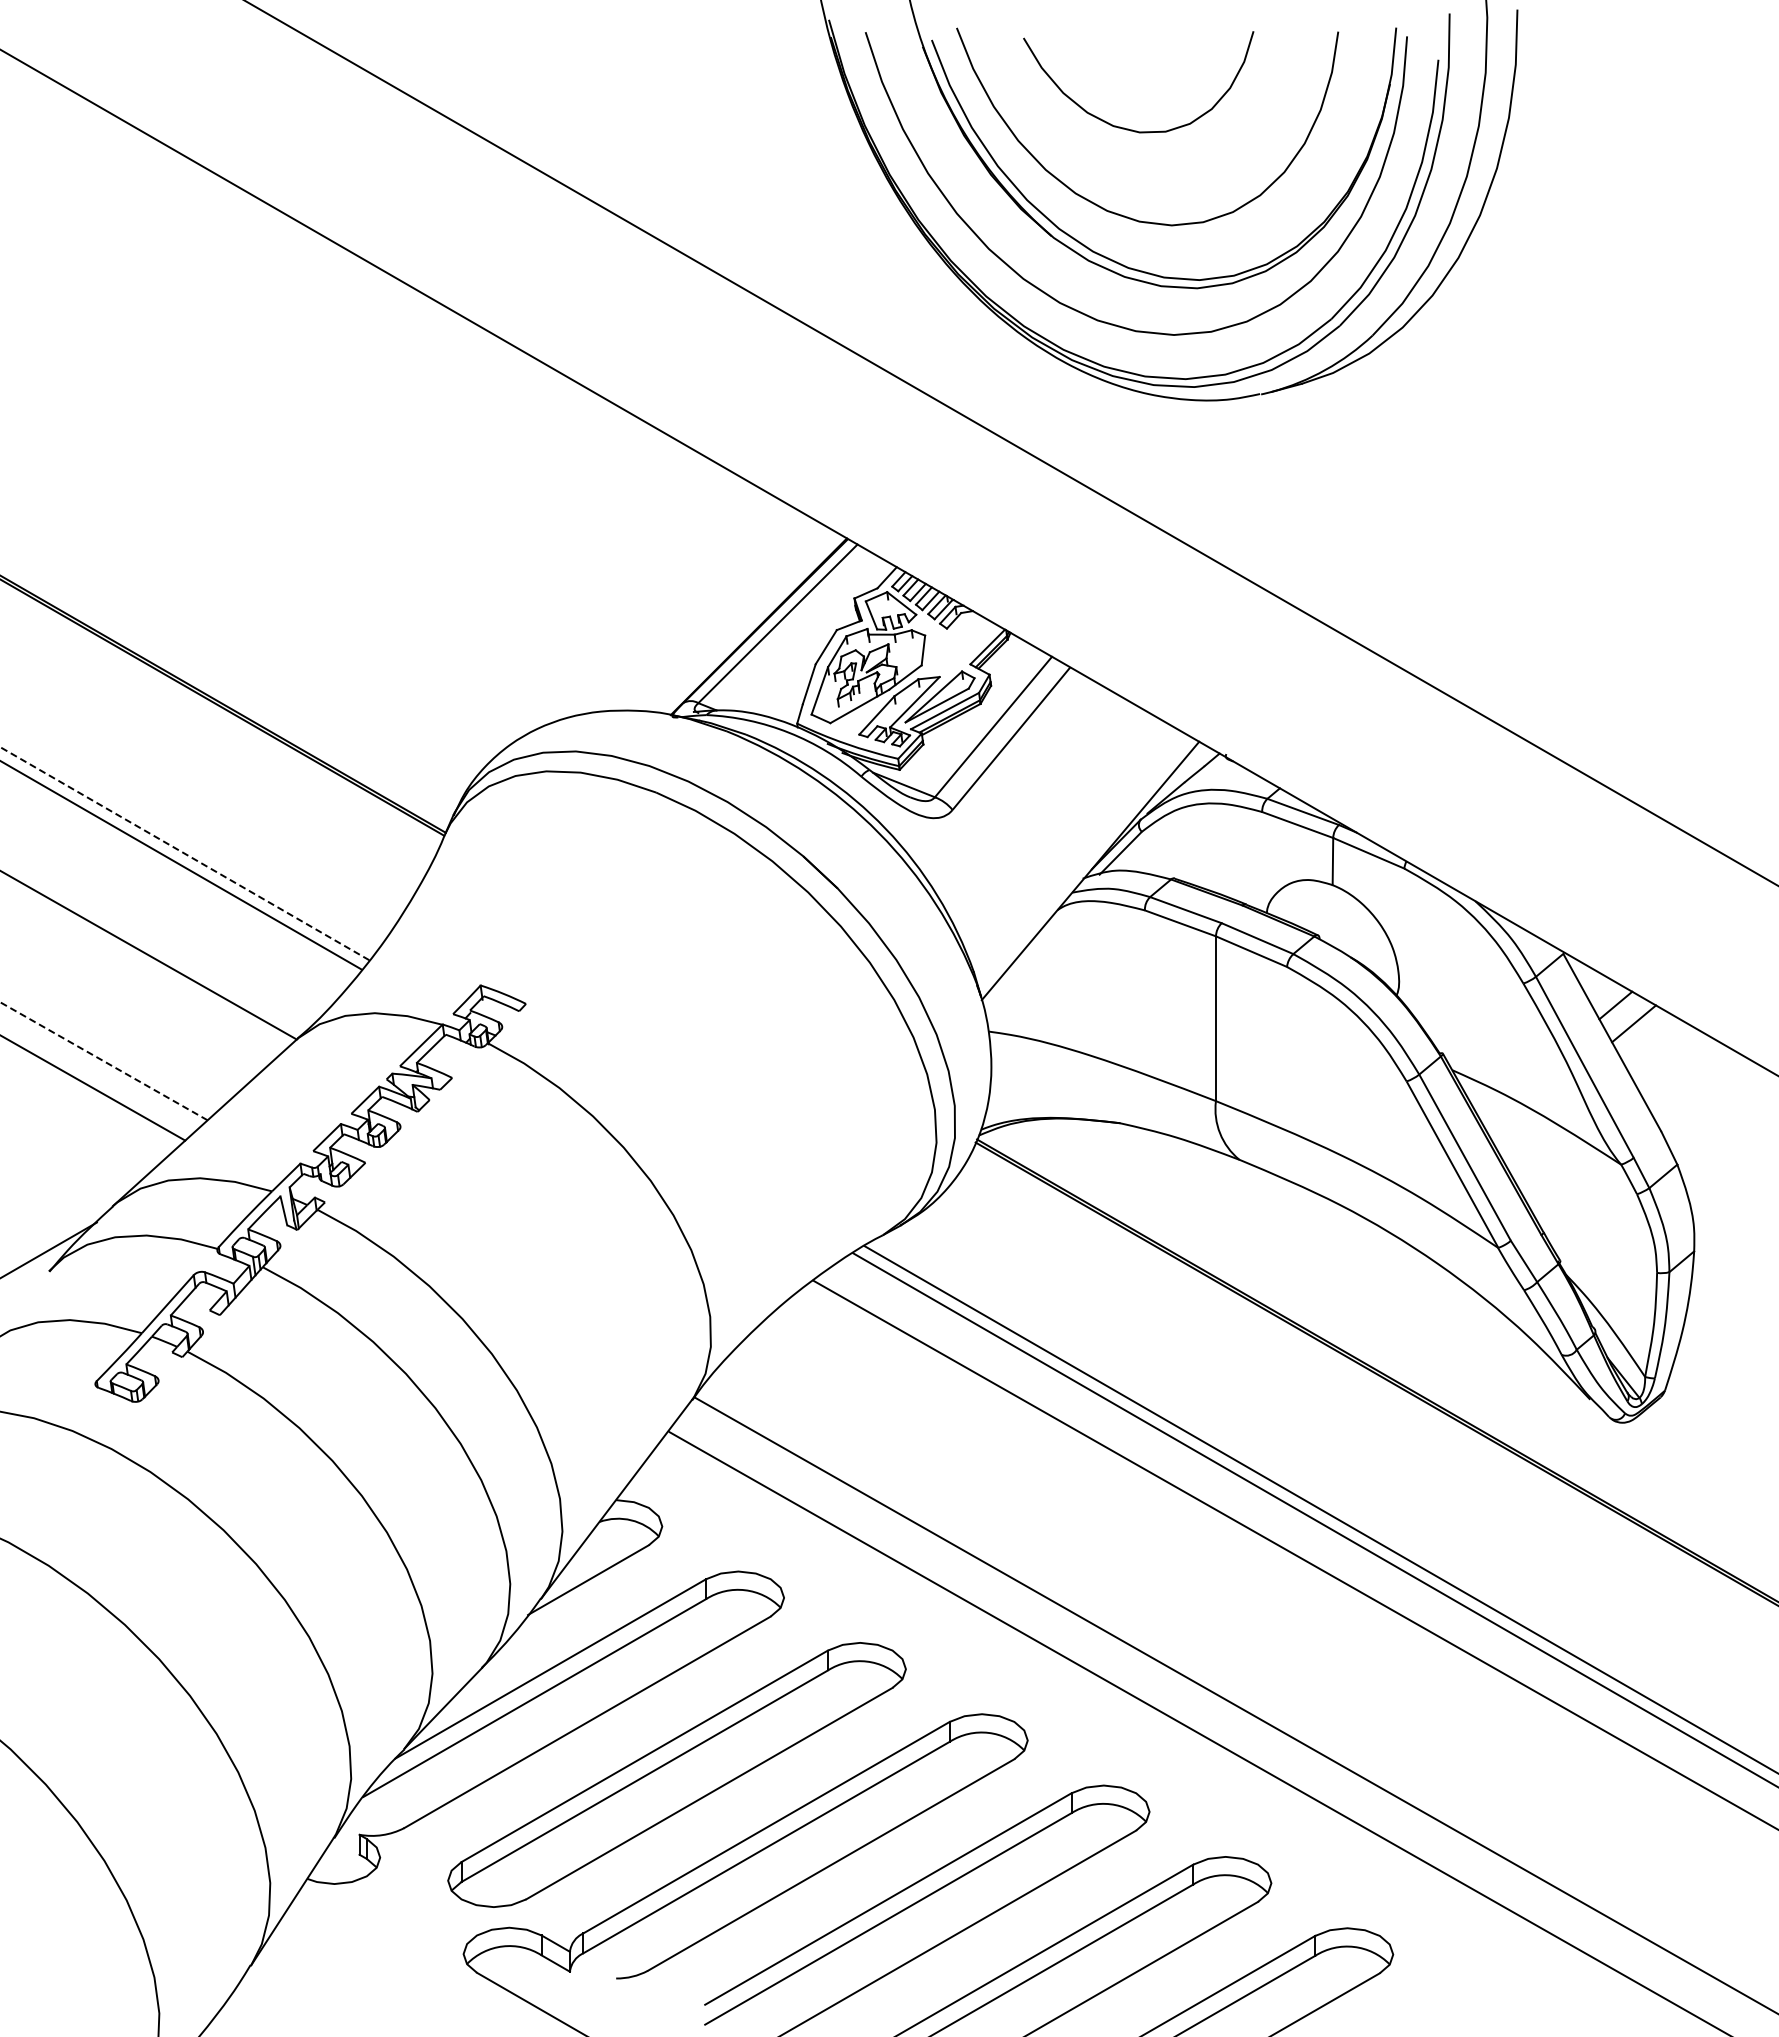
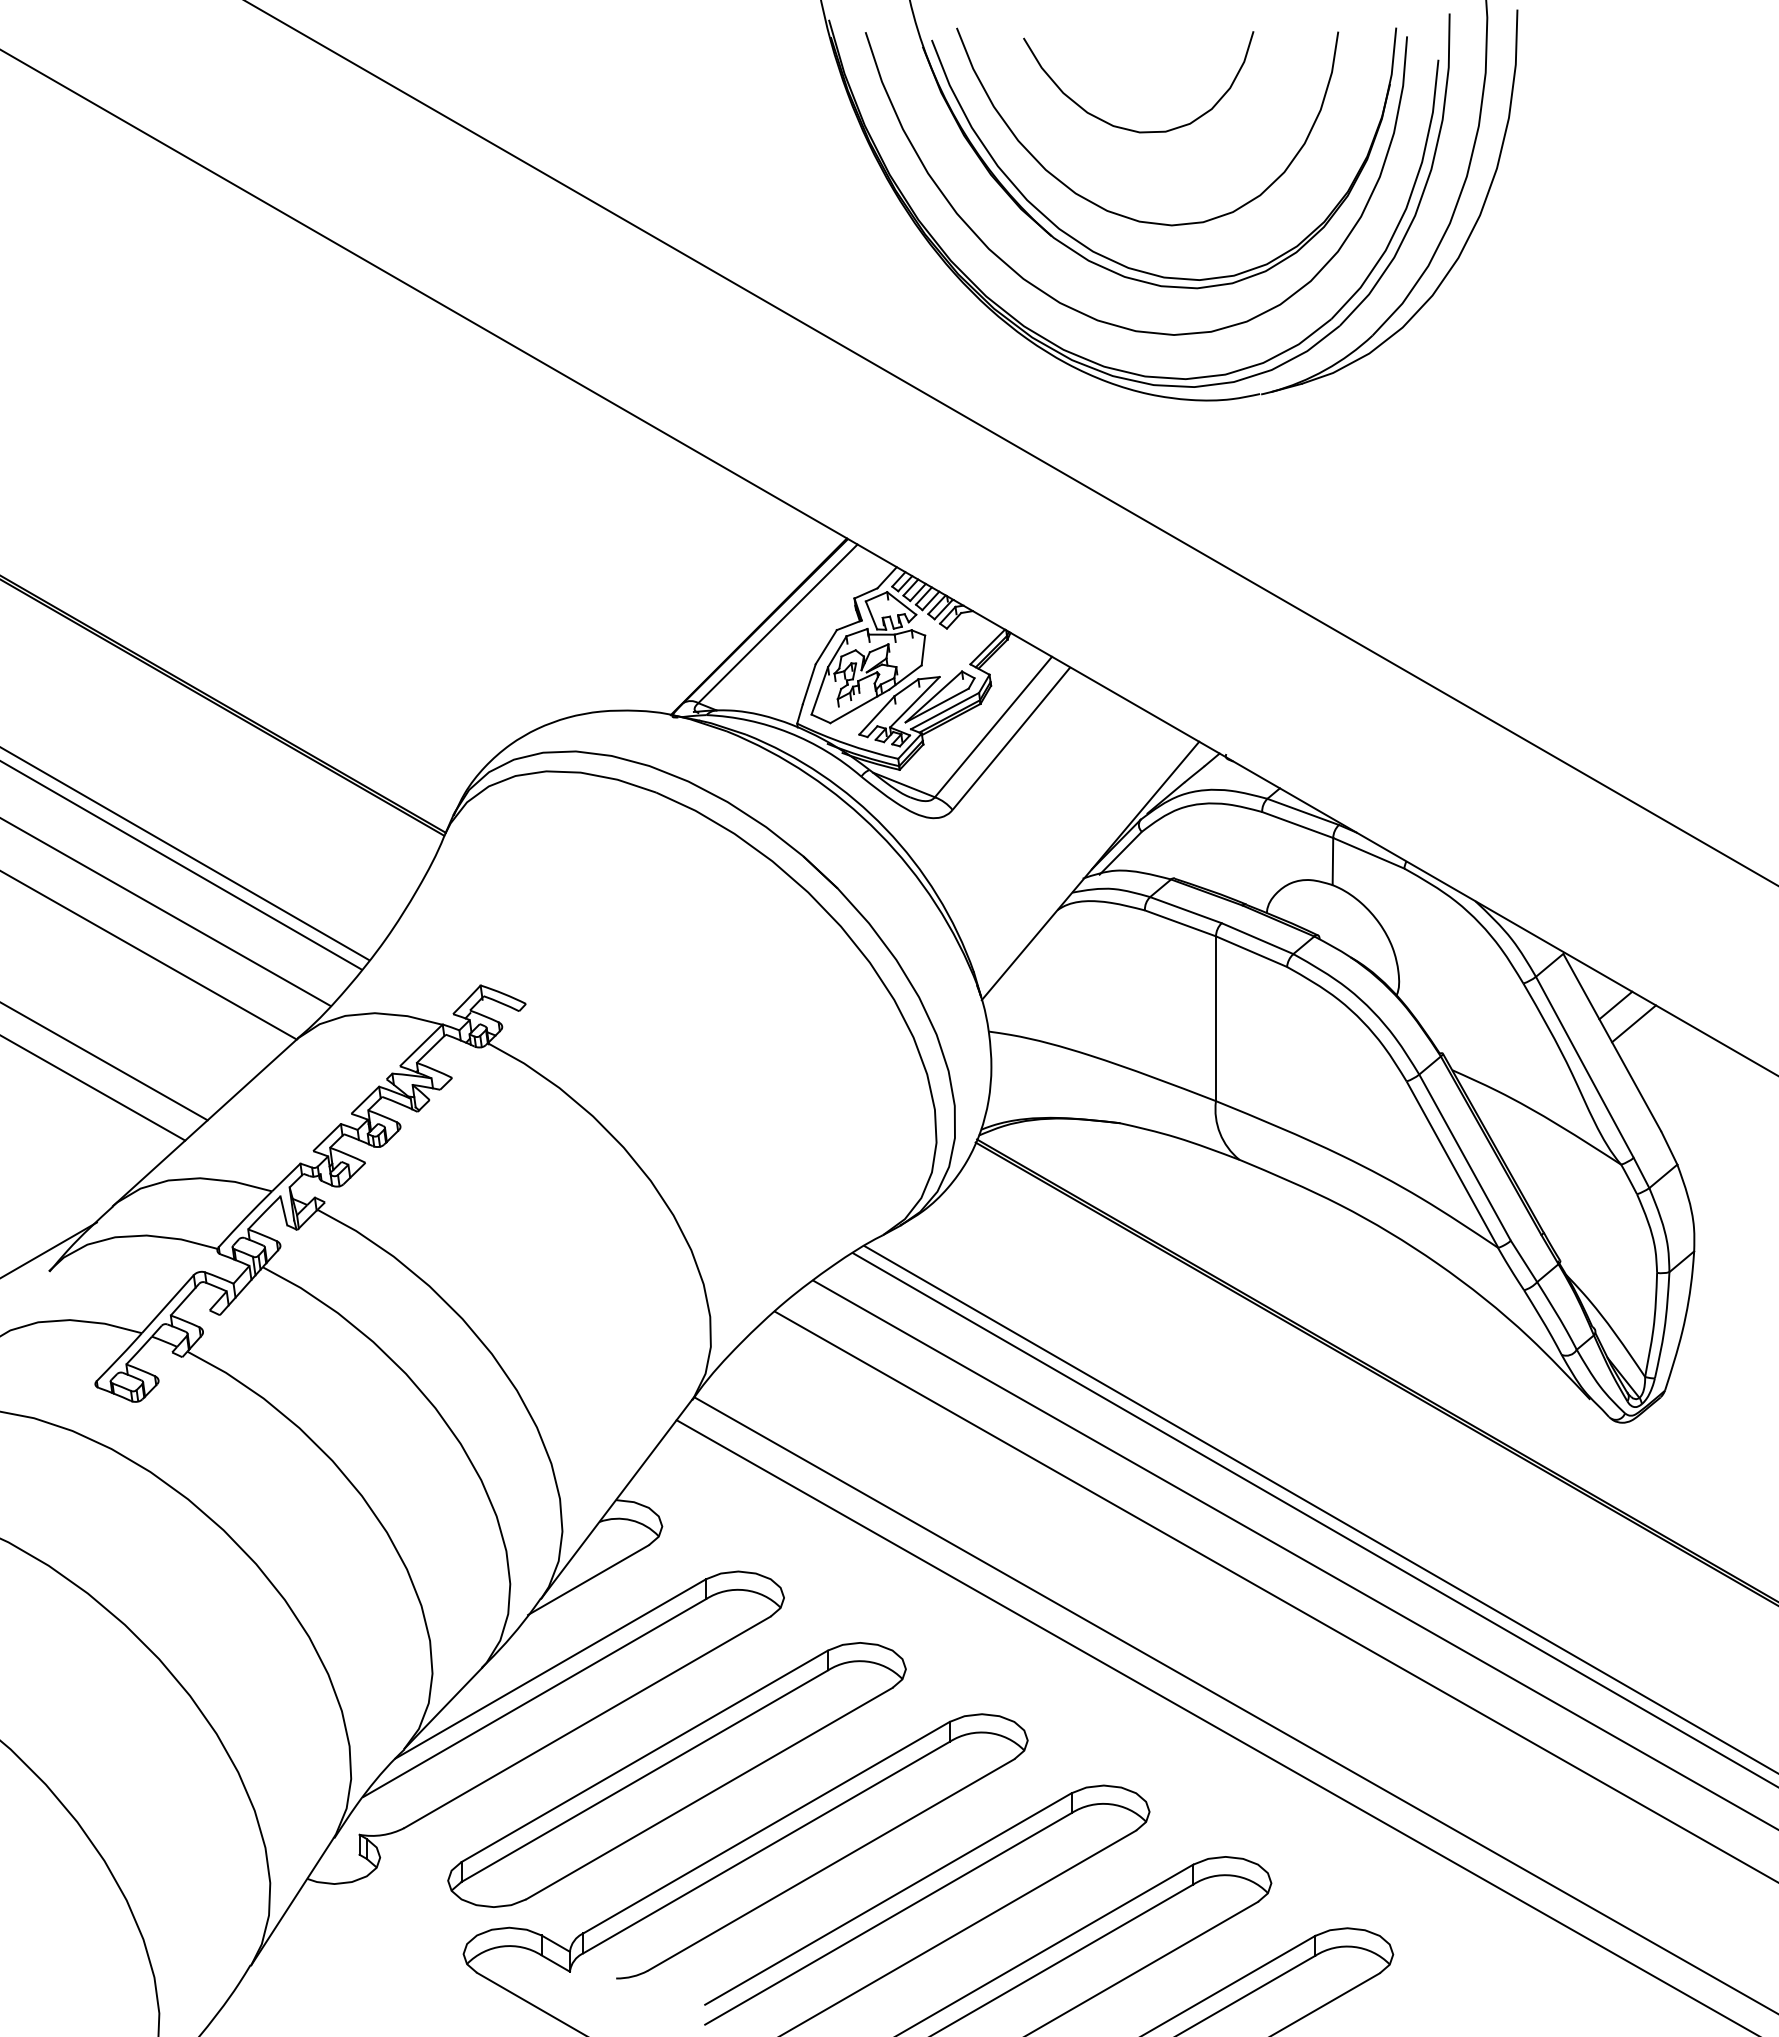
line: dashed -> solid (184, 853)
line: none -> present (166, 912)
line: dashed -> solid (104, 1061)
line: none -> present (1274, 1596)
line position: (1197, 1732) -> (1215, 1726) (1215, 1726)
